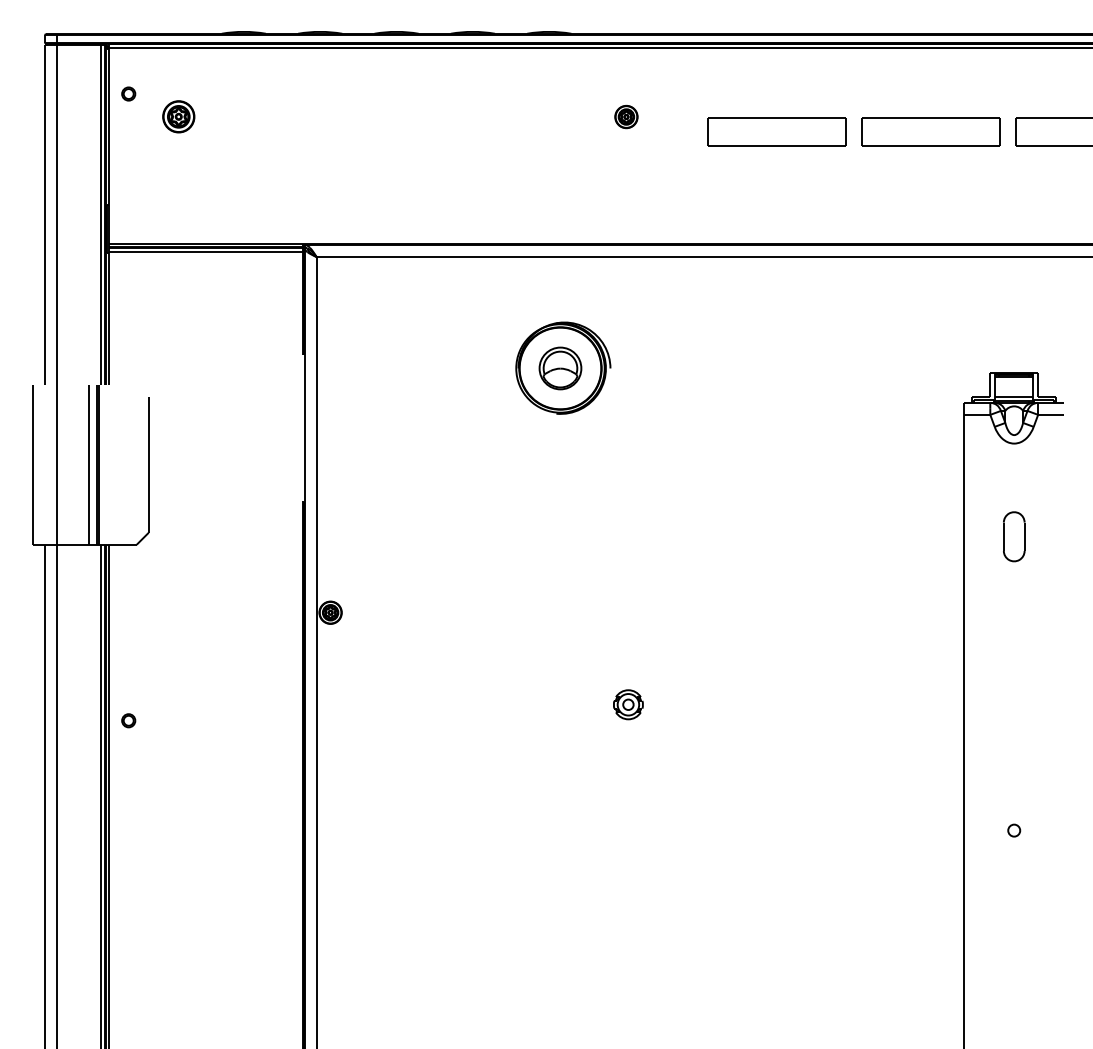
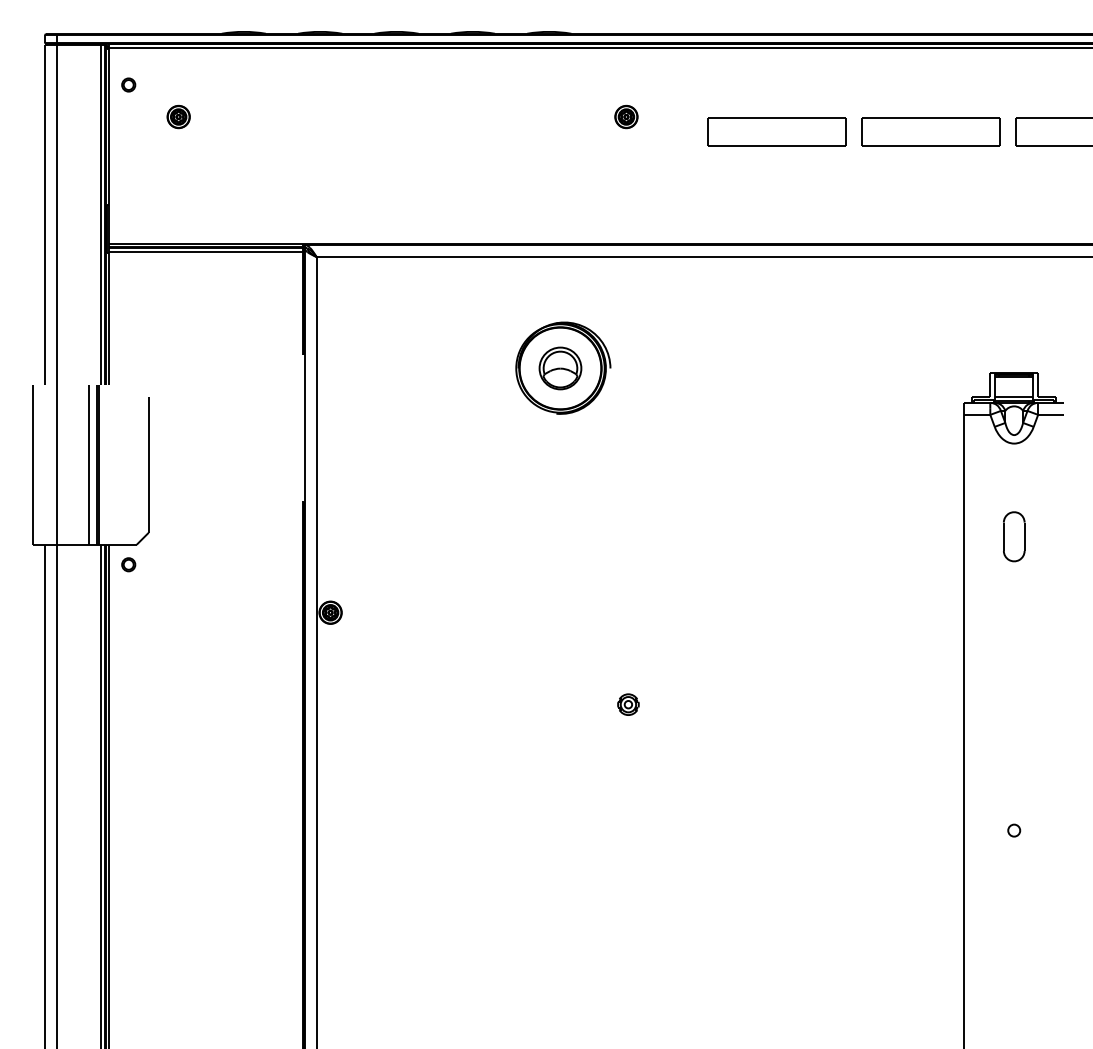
part position: (128, 93) -> (128, 84) (128, 84)
part size: 34x34 px -> 25x25 px (178, 117)
part size: 31x32 px -> 23x23 px (628, 704)
part position: (128, 720) -> (128, 564) (128, 564)
